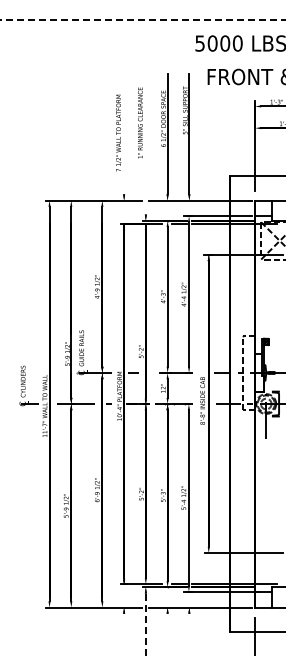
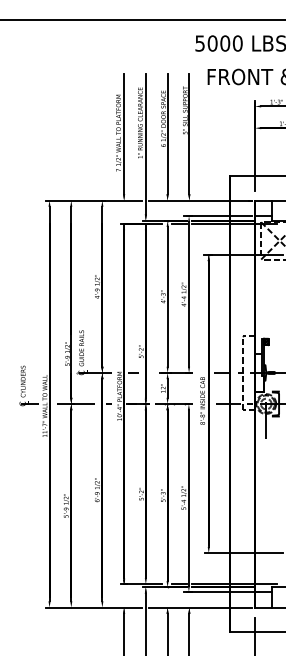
line: dashed -> solid (142, 19)
line: none -> present (124, 133)
line: none -> present (145, 143)
line: dashed -> solid (145, 624)
line: none -> present (124, 632)
line: none -> present (167, 632)
line: none -> present (189, 632)
